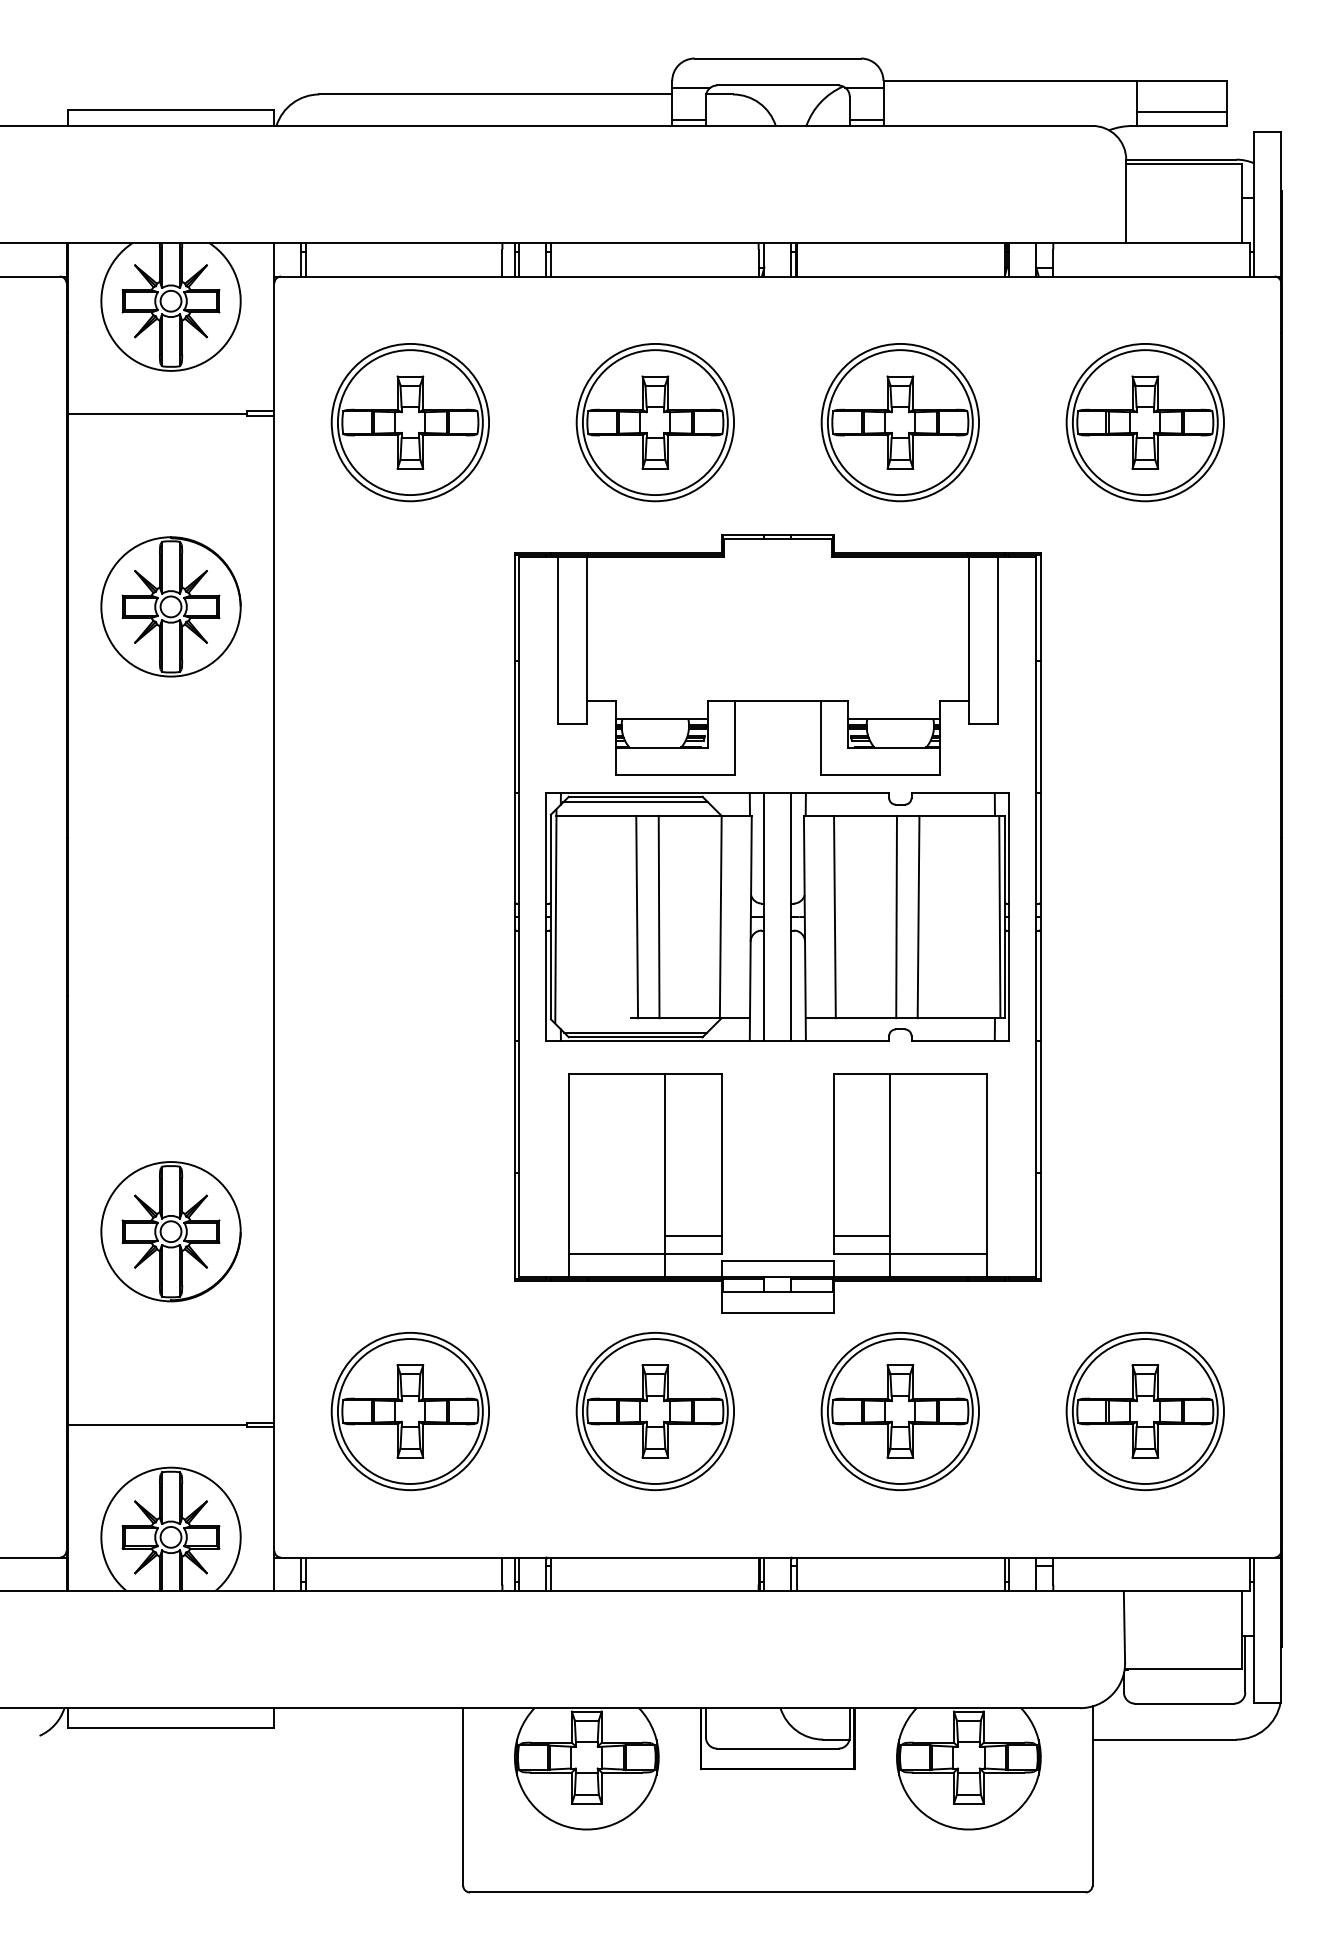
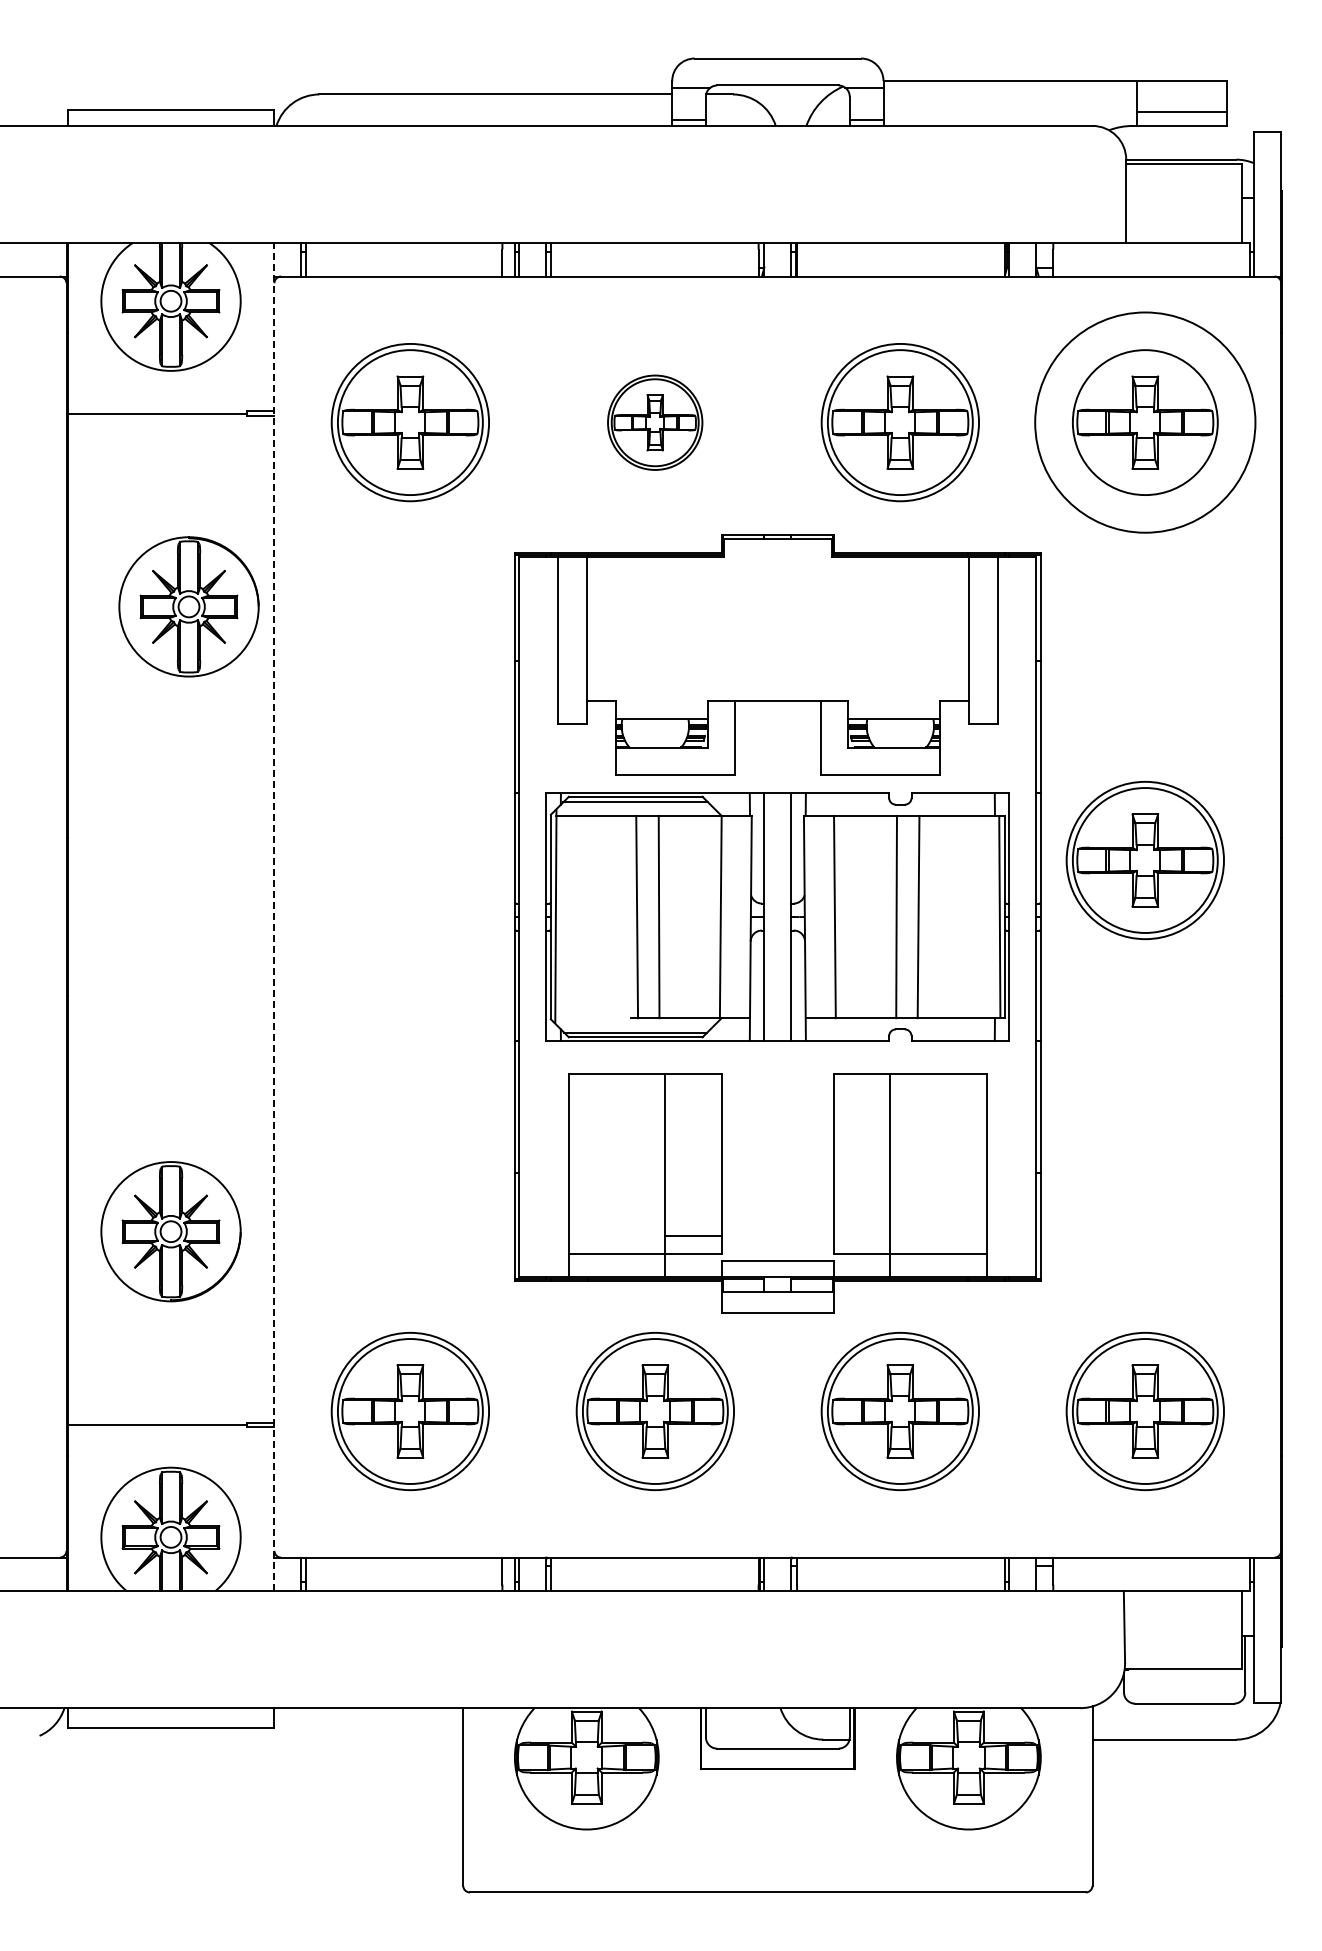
part size: 160x160 px -> 97x97 px (655, 422)
circle diameter: 157 px -> 220 px (1145, 422)
part position: (170, 606) -> (188, 606) (188, 606)
part: none -> present (1144, 860)
line: solid -> dashed (274, 916)
line: present -> none (862, 1236)
